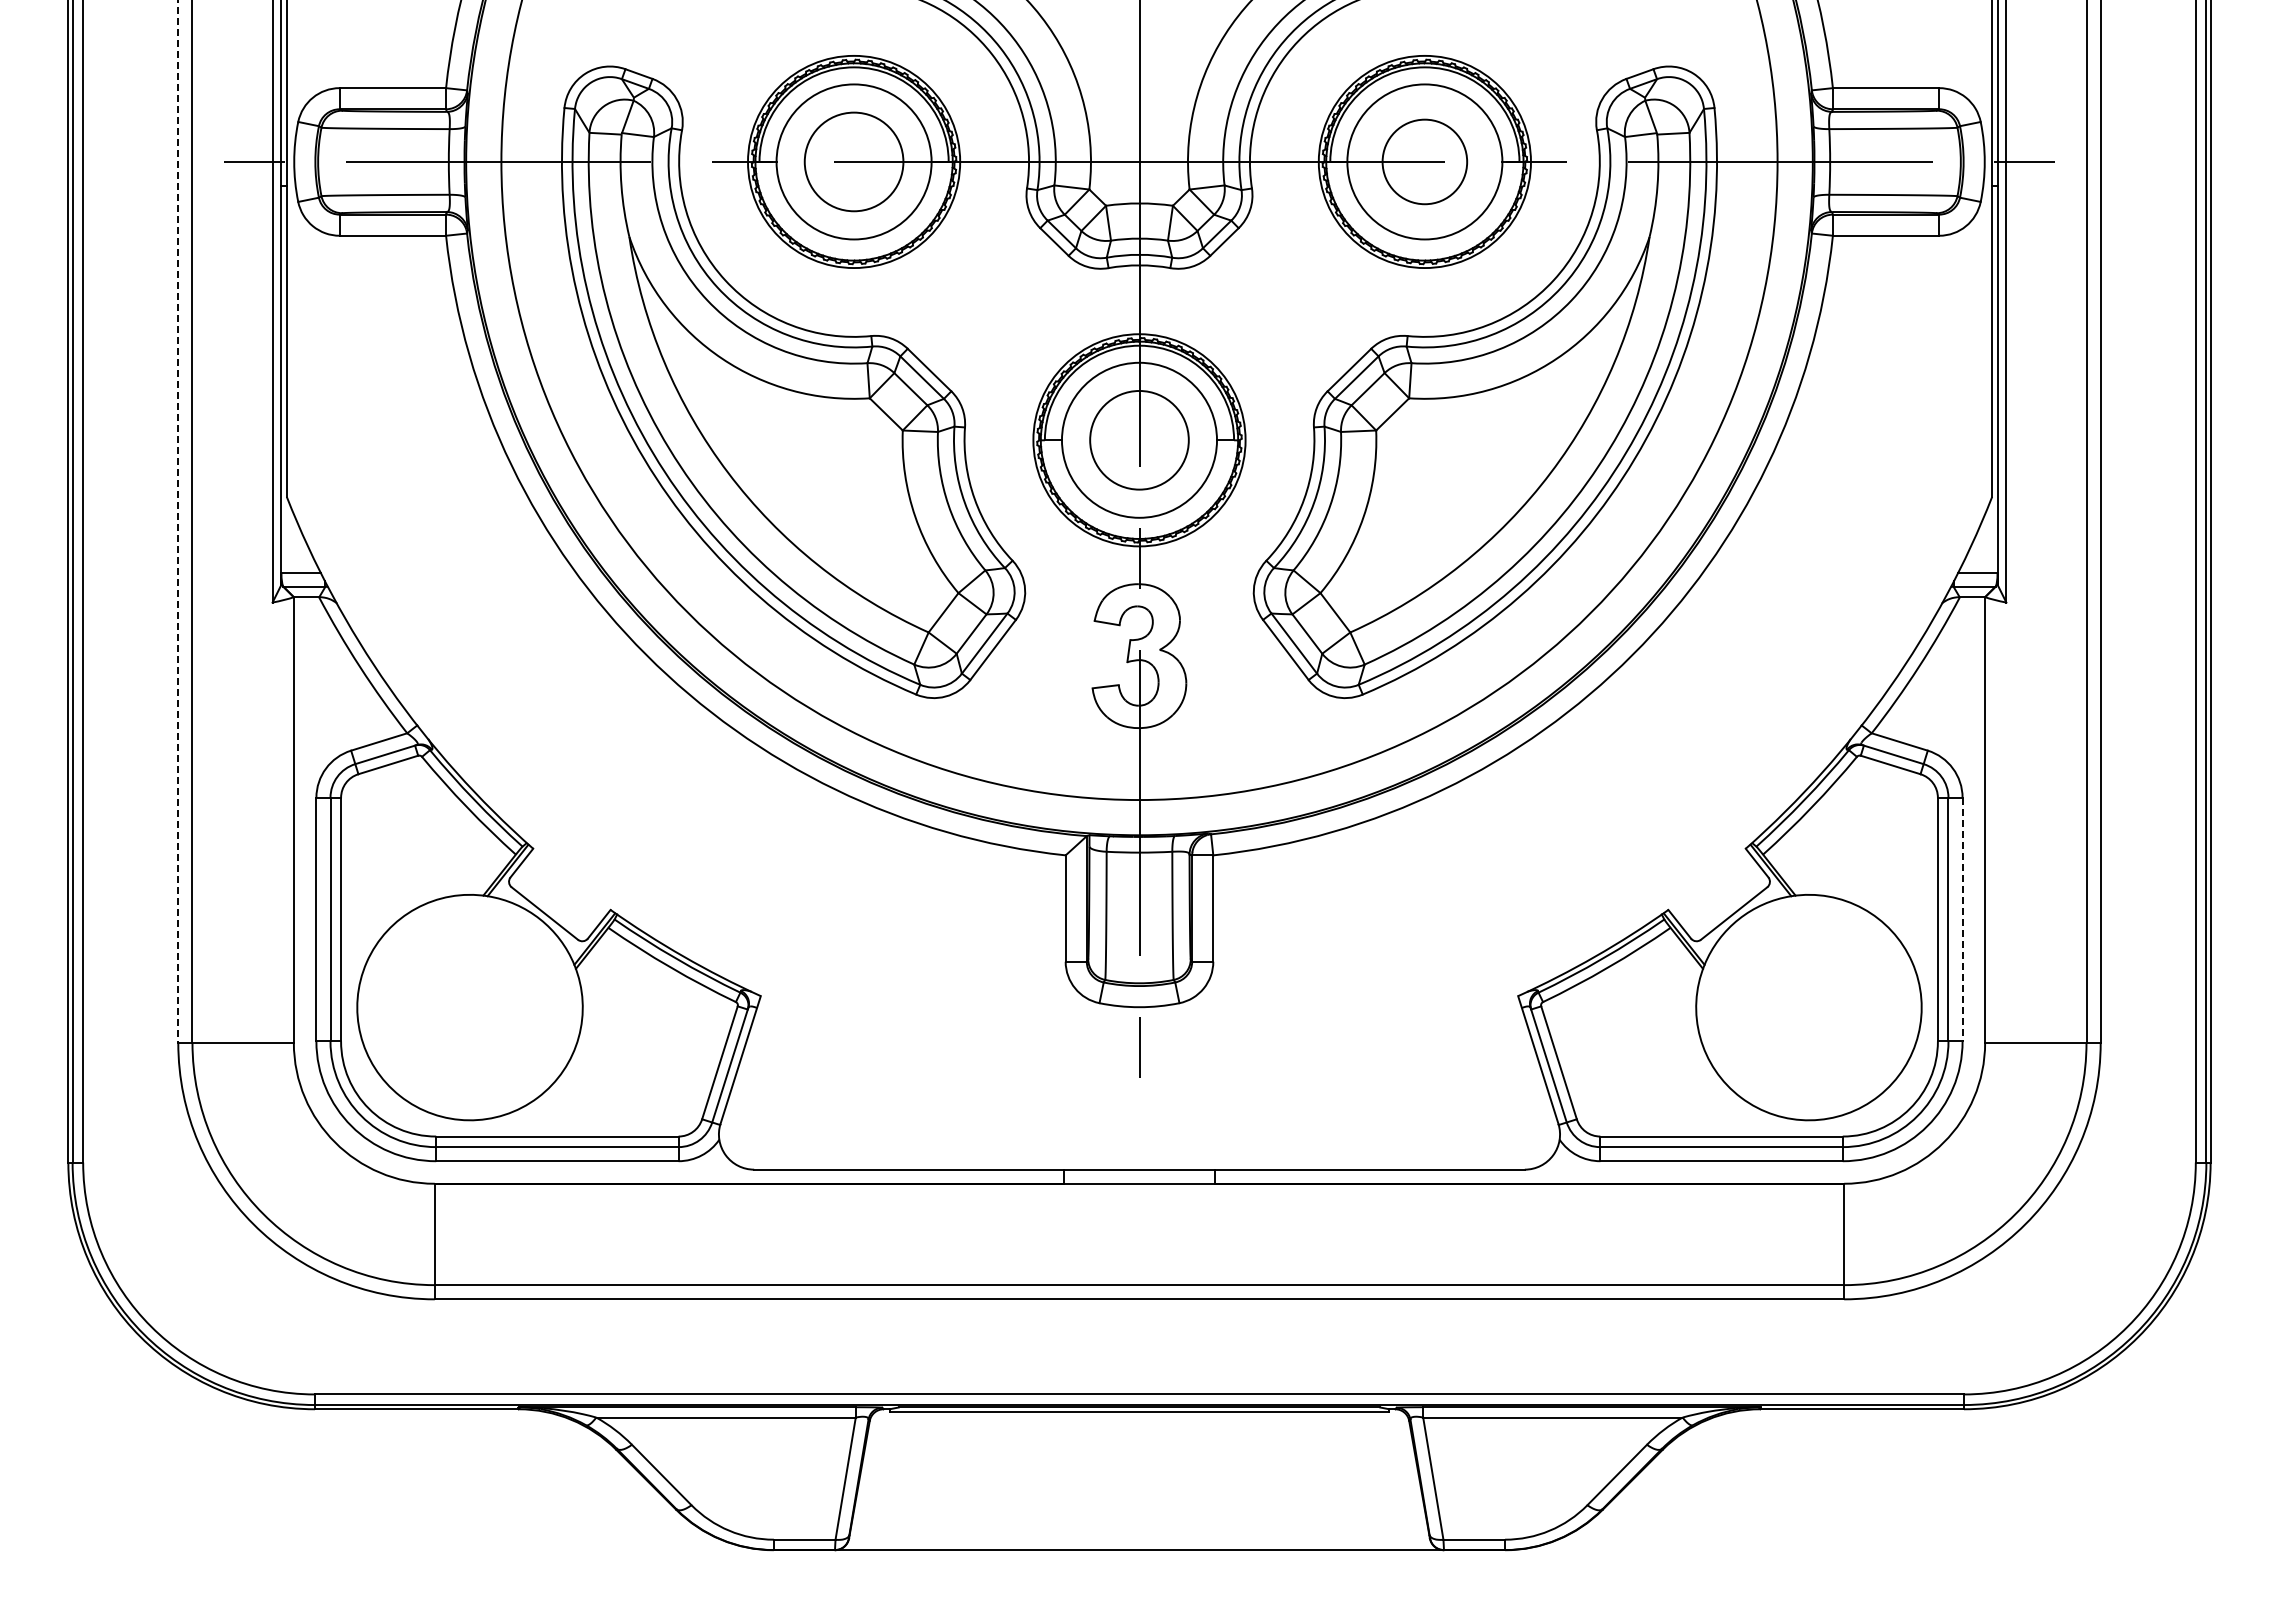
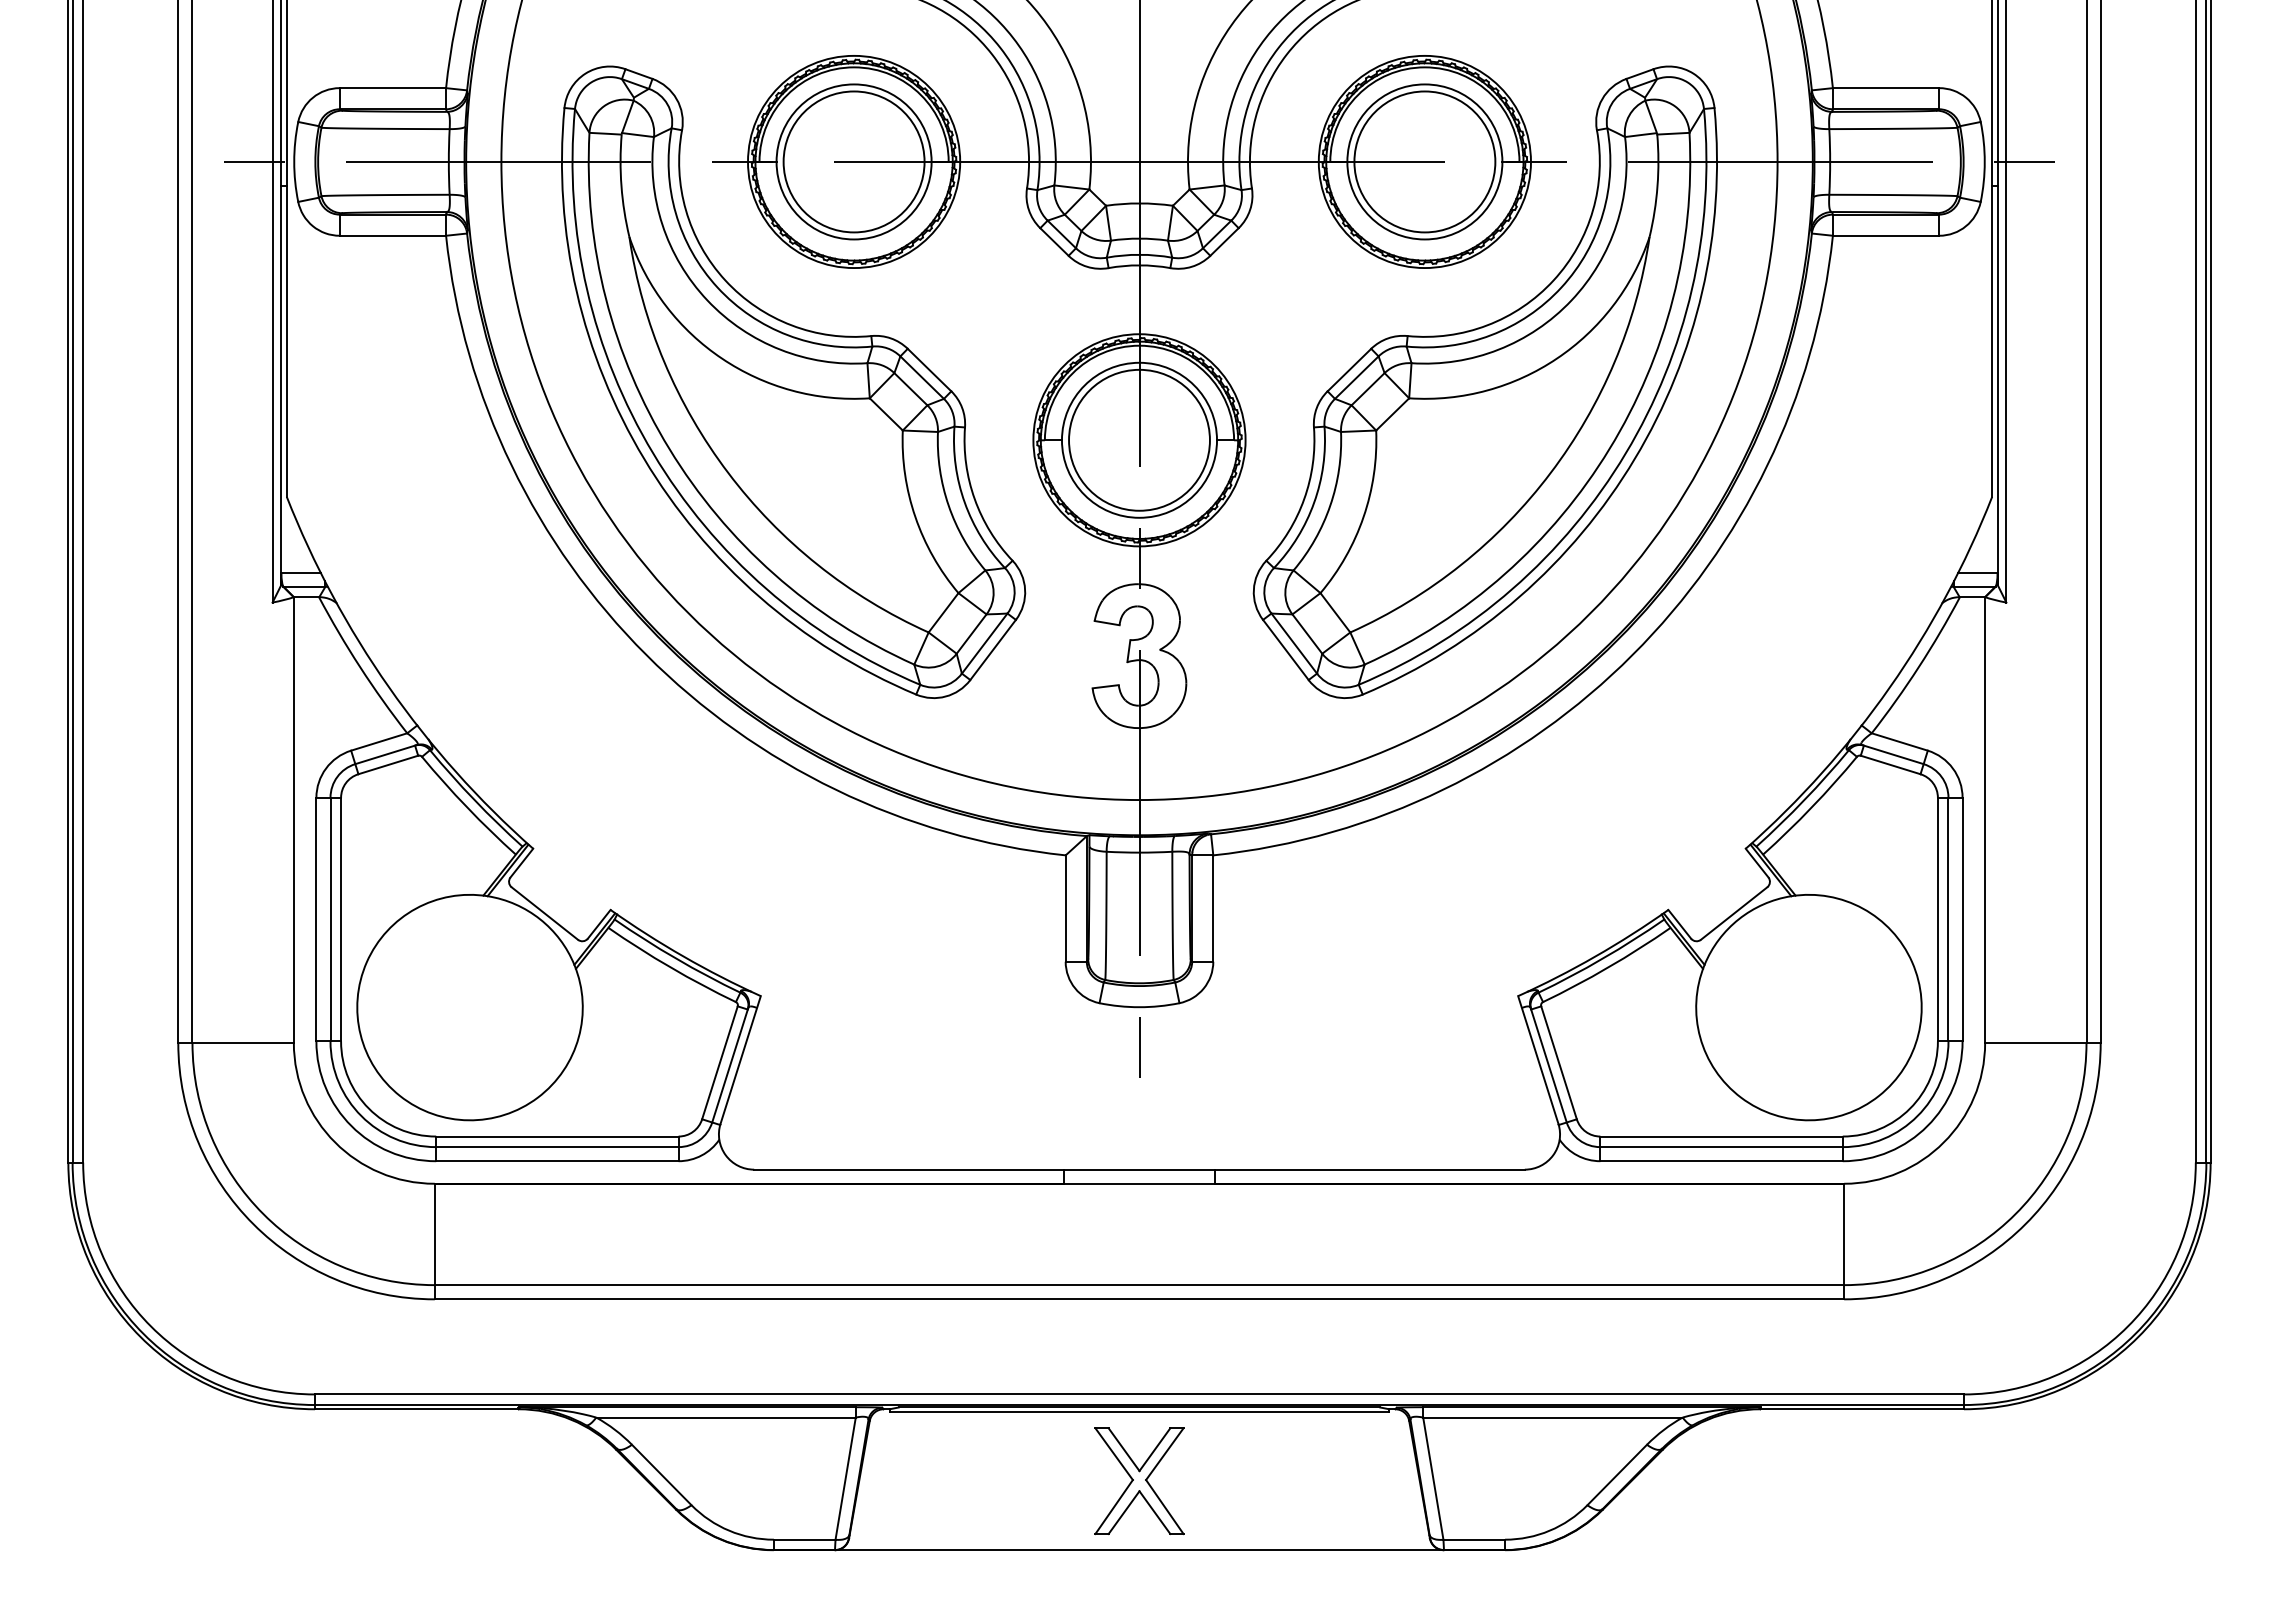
circle diameter: 99 px -> 141 px (853, 161)
circle diameter: 85 px -> 141 px (1424, 161)
circle diameter: 99 px -> 141 px (1139, 439)
line: dashed -> solid (178, 521)
line: dashed -> solid (1962, 919)
part: none -> present (1139, 1481)
